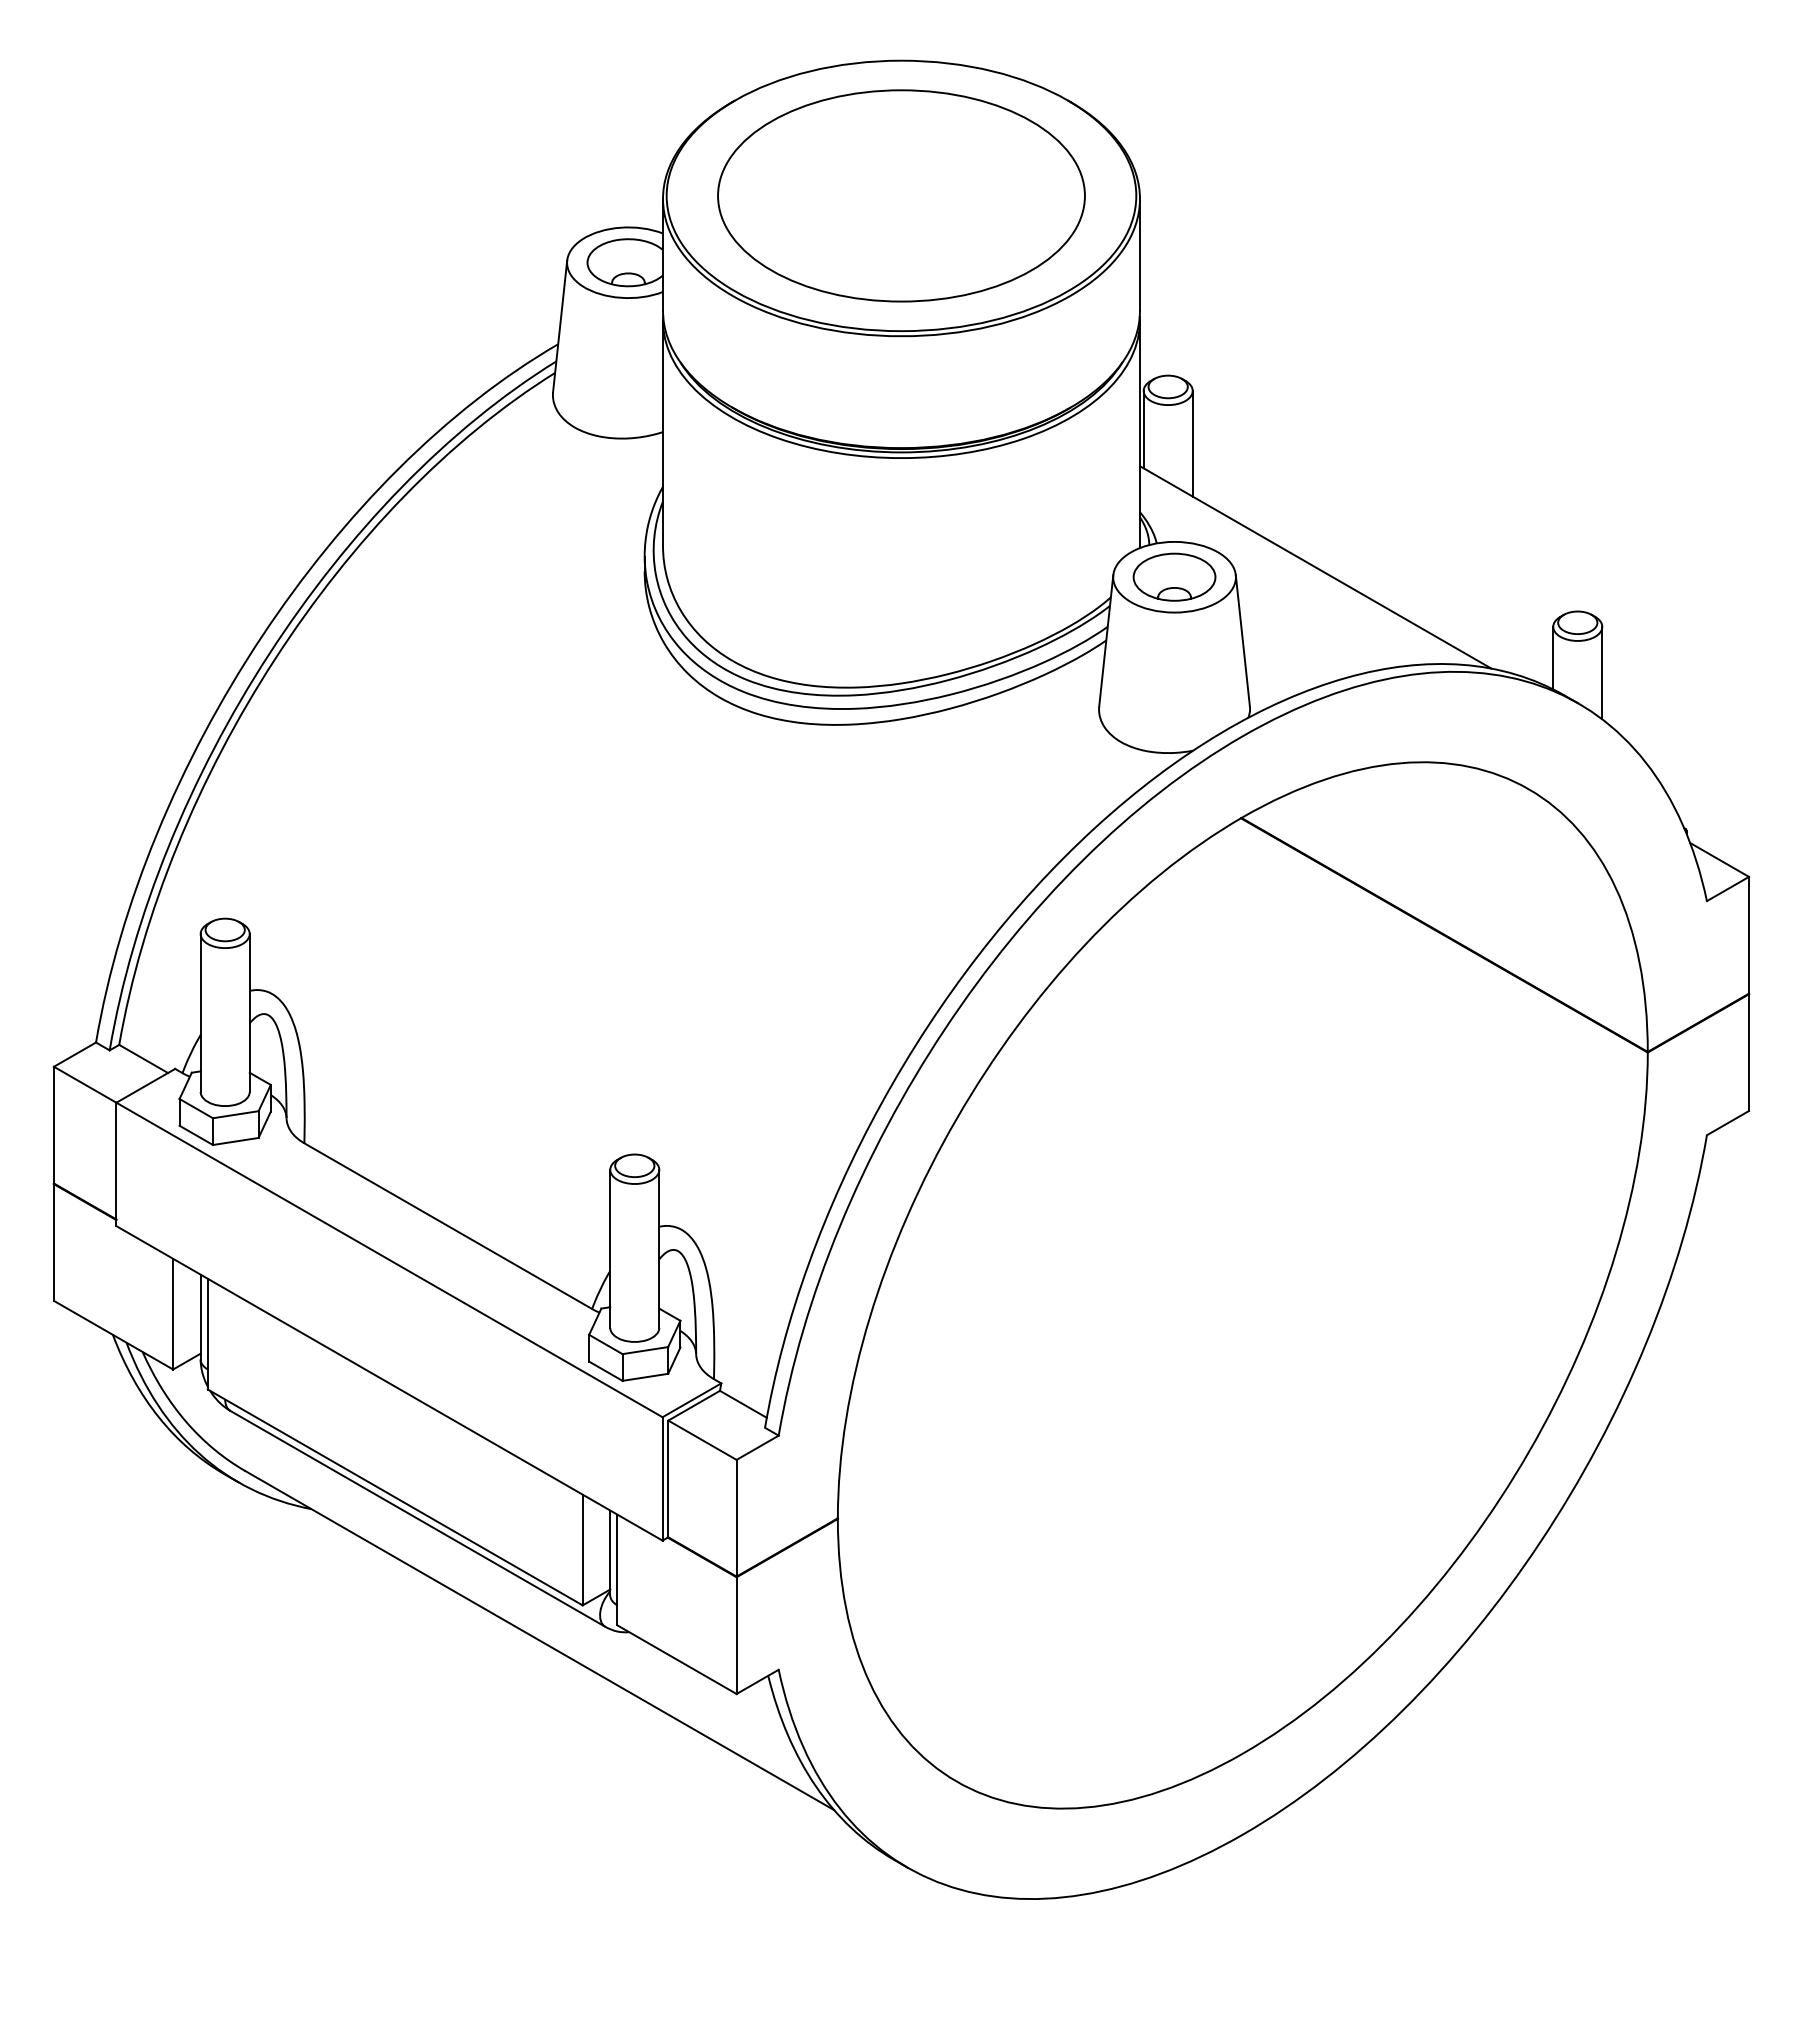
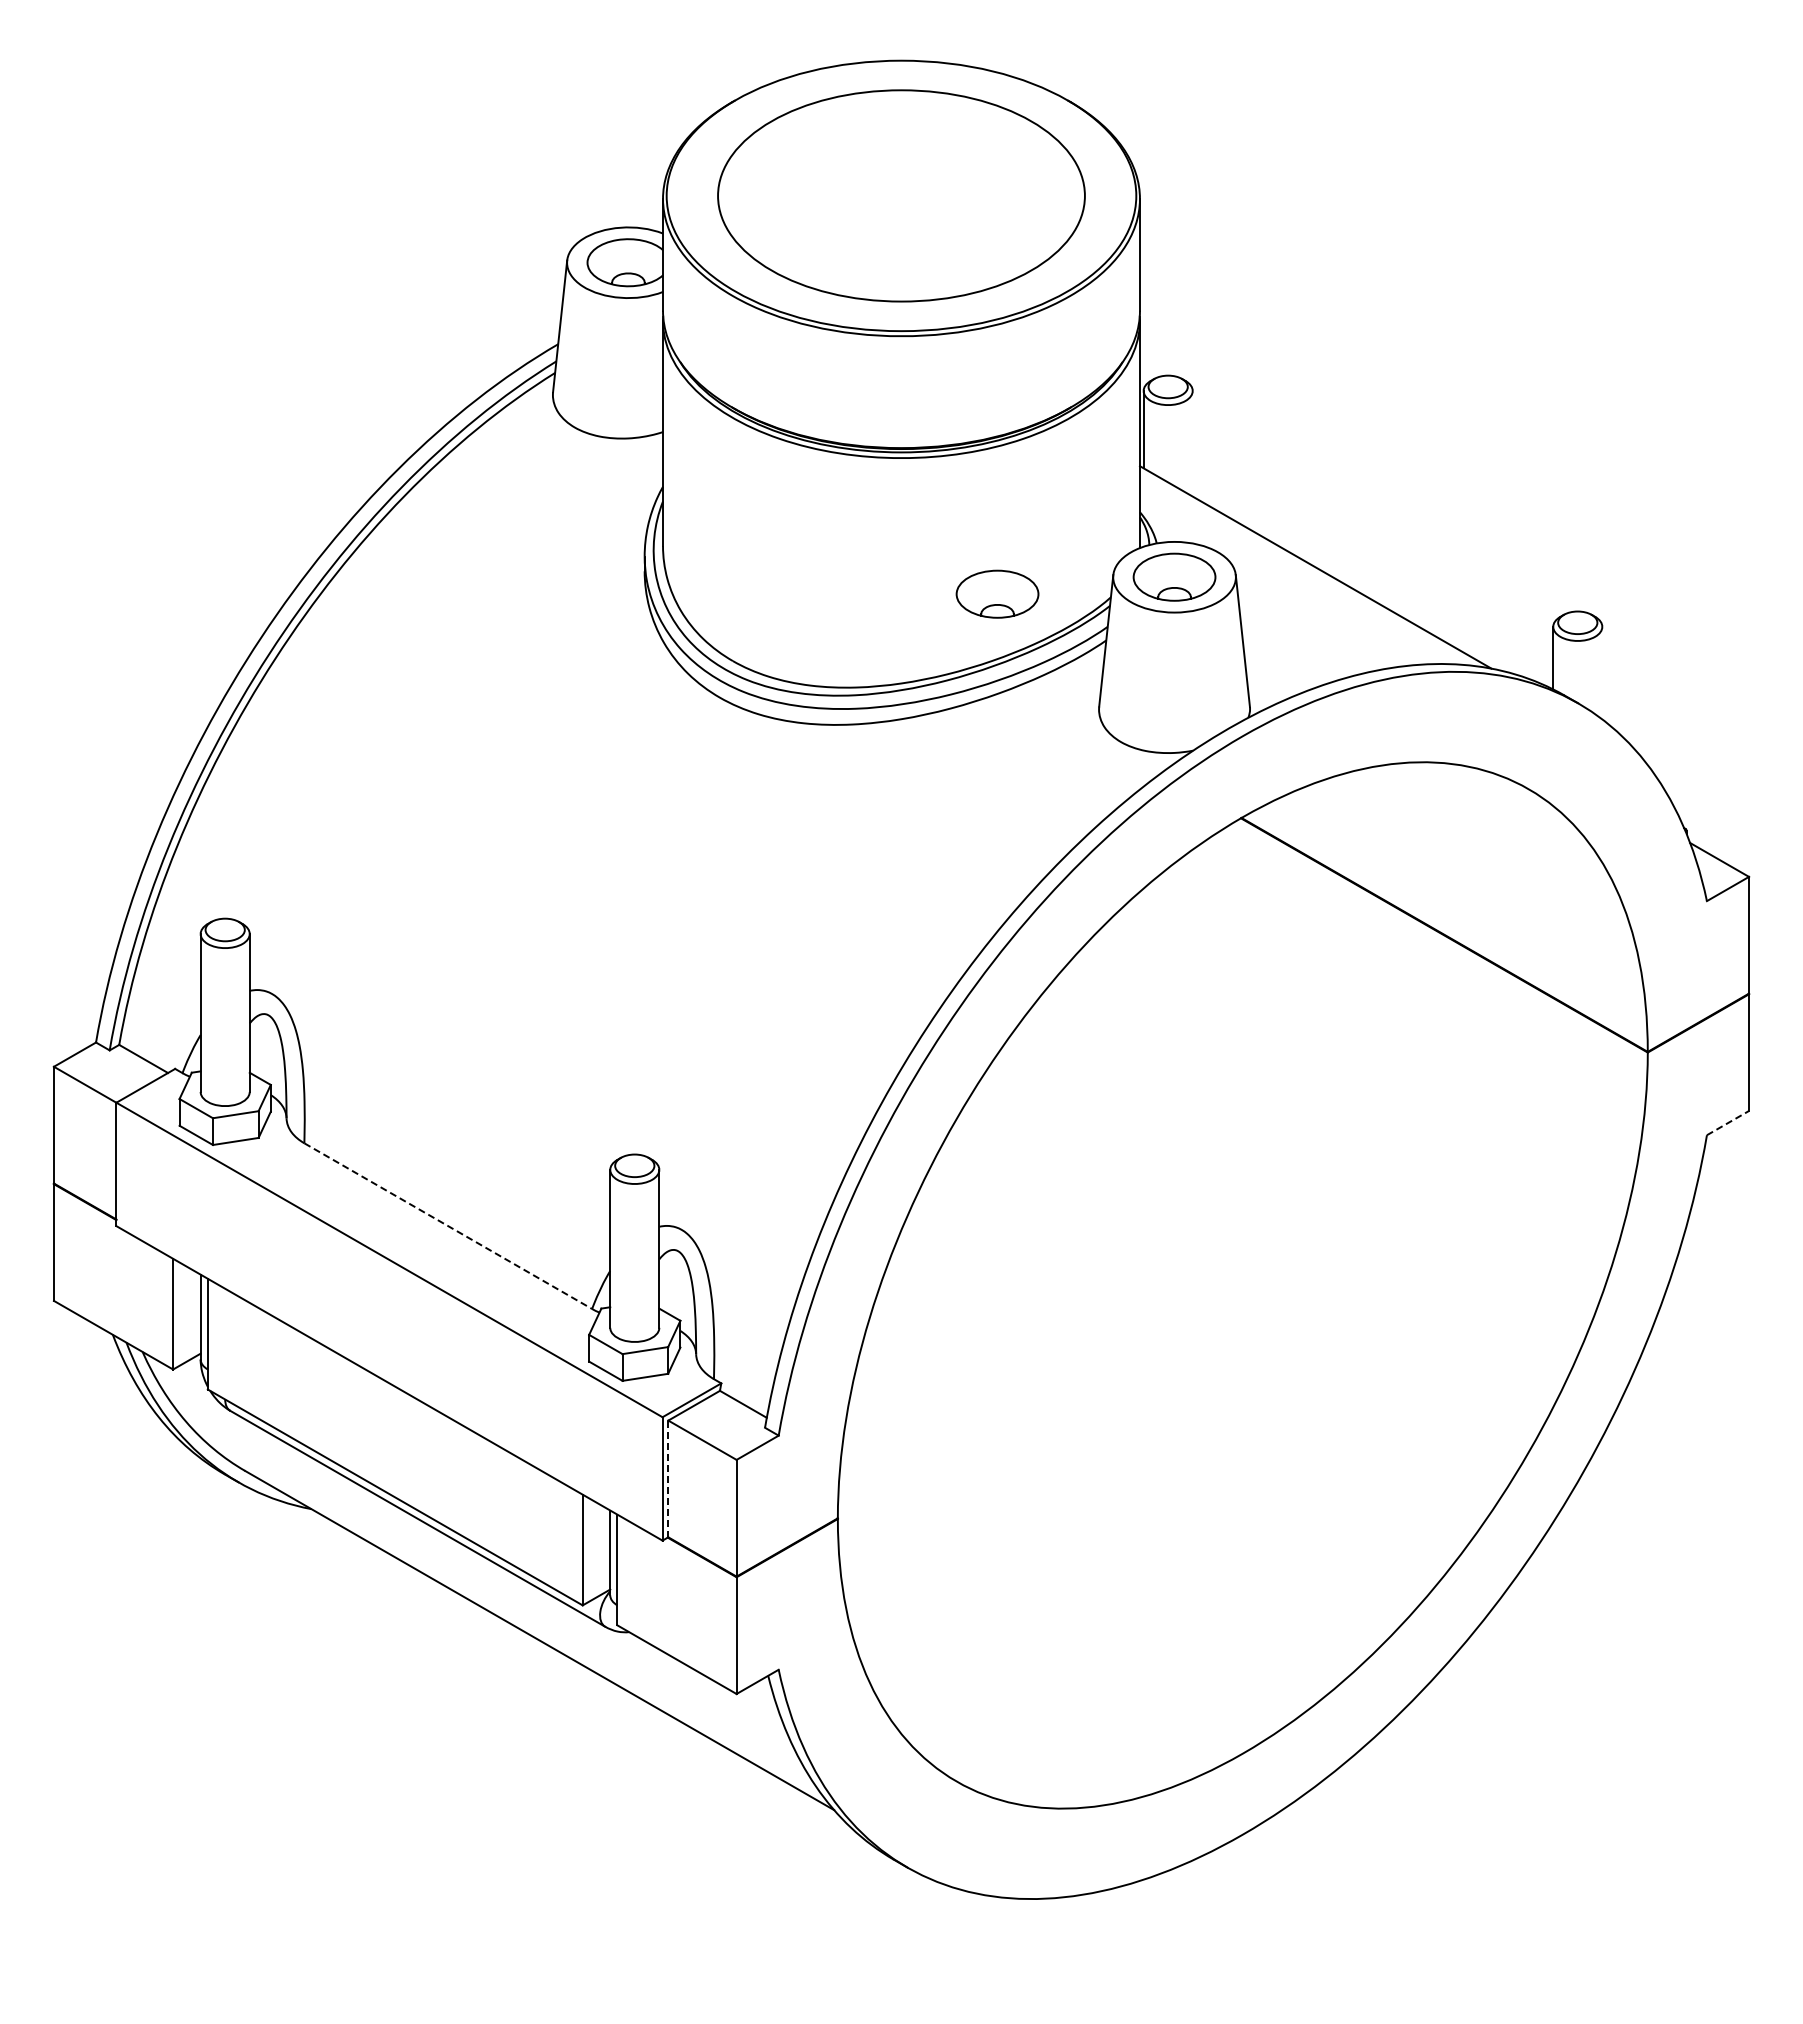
line: present -> none (1192, 443)
part: none -> present (997, 593)
line: present -> none (1602, 672)
line: solid -> dashed (1728, 1122)
line: solid -> dashed (448, 1226)
line: solid -> dashed (668, 1479)
